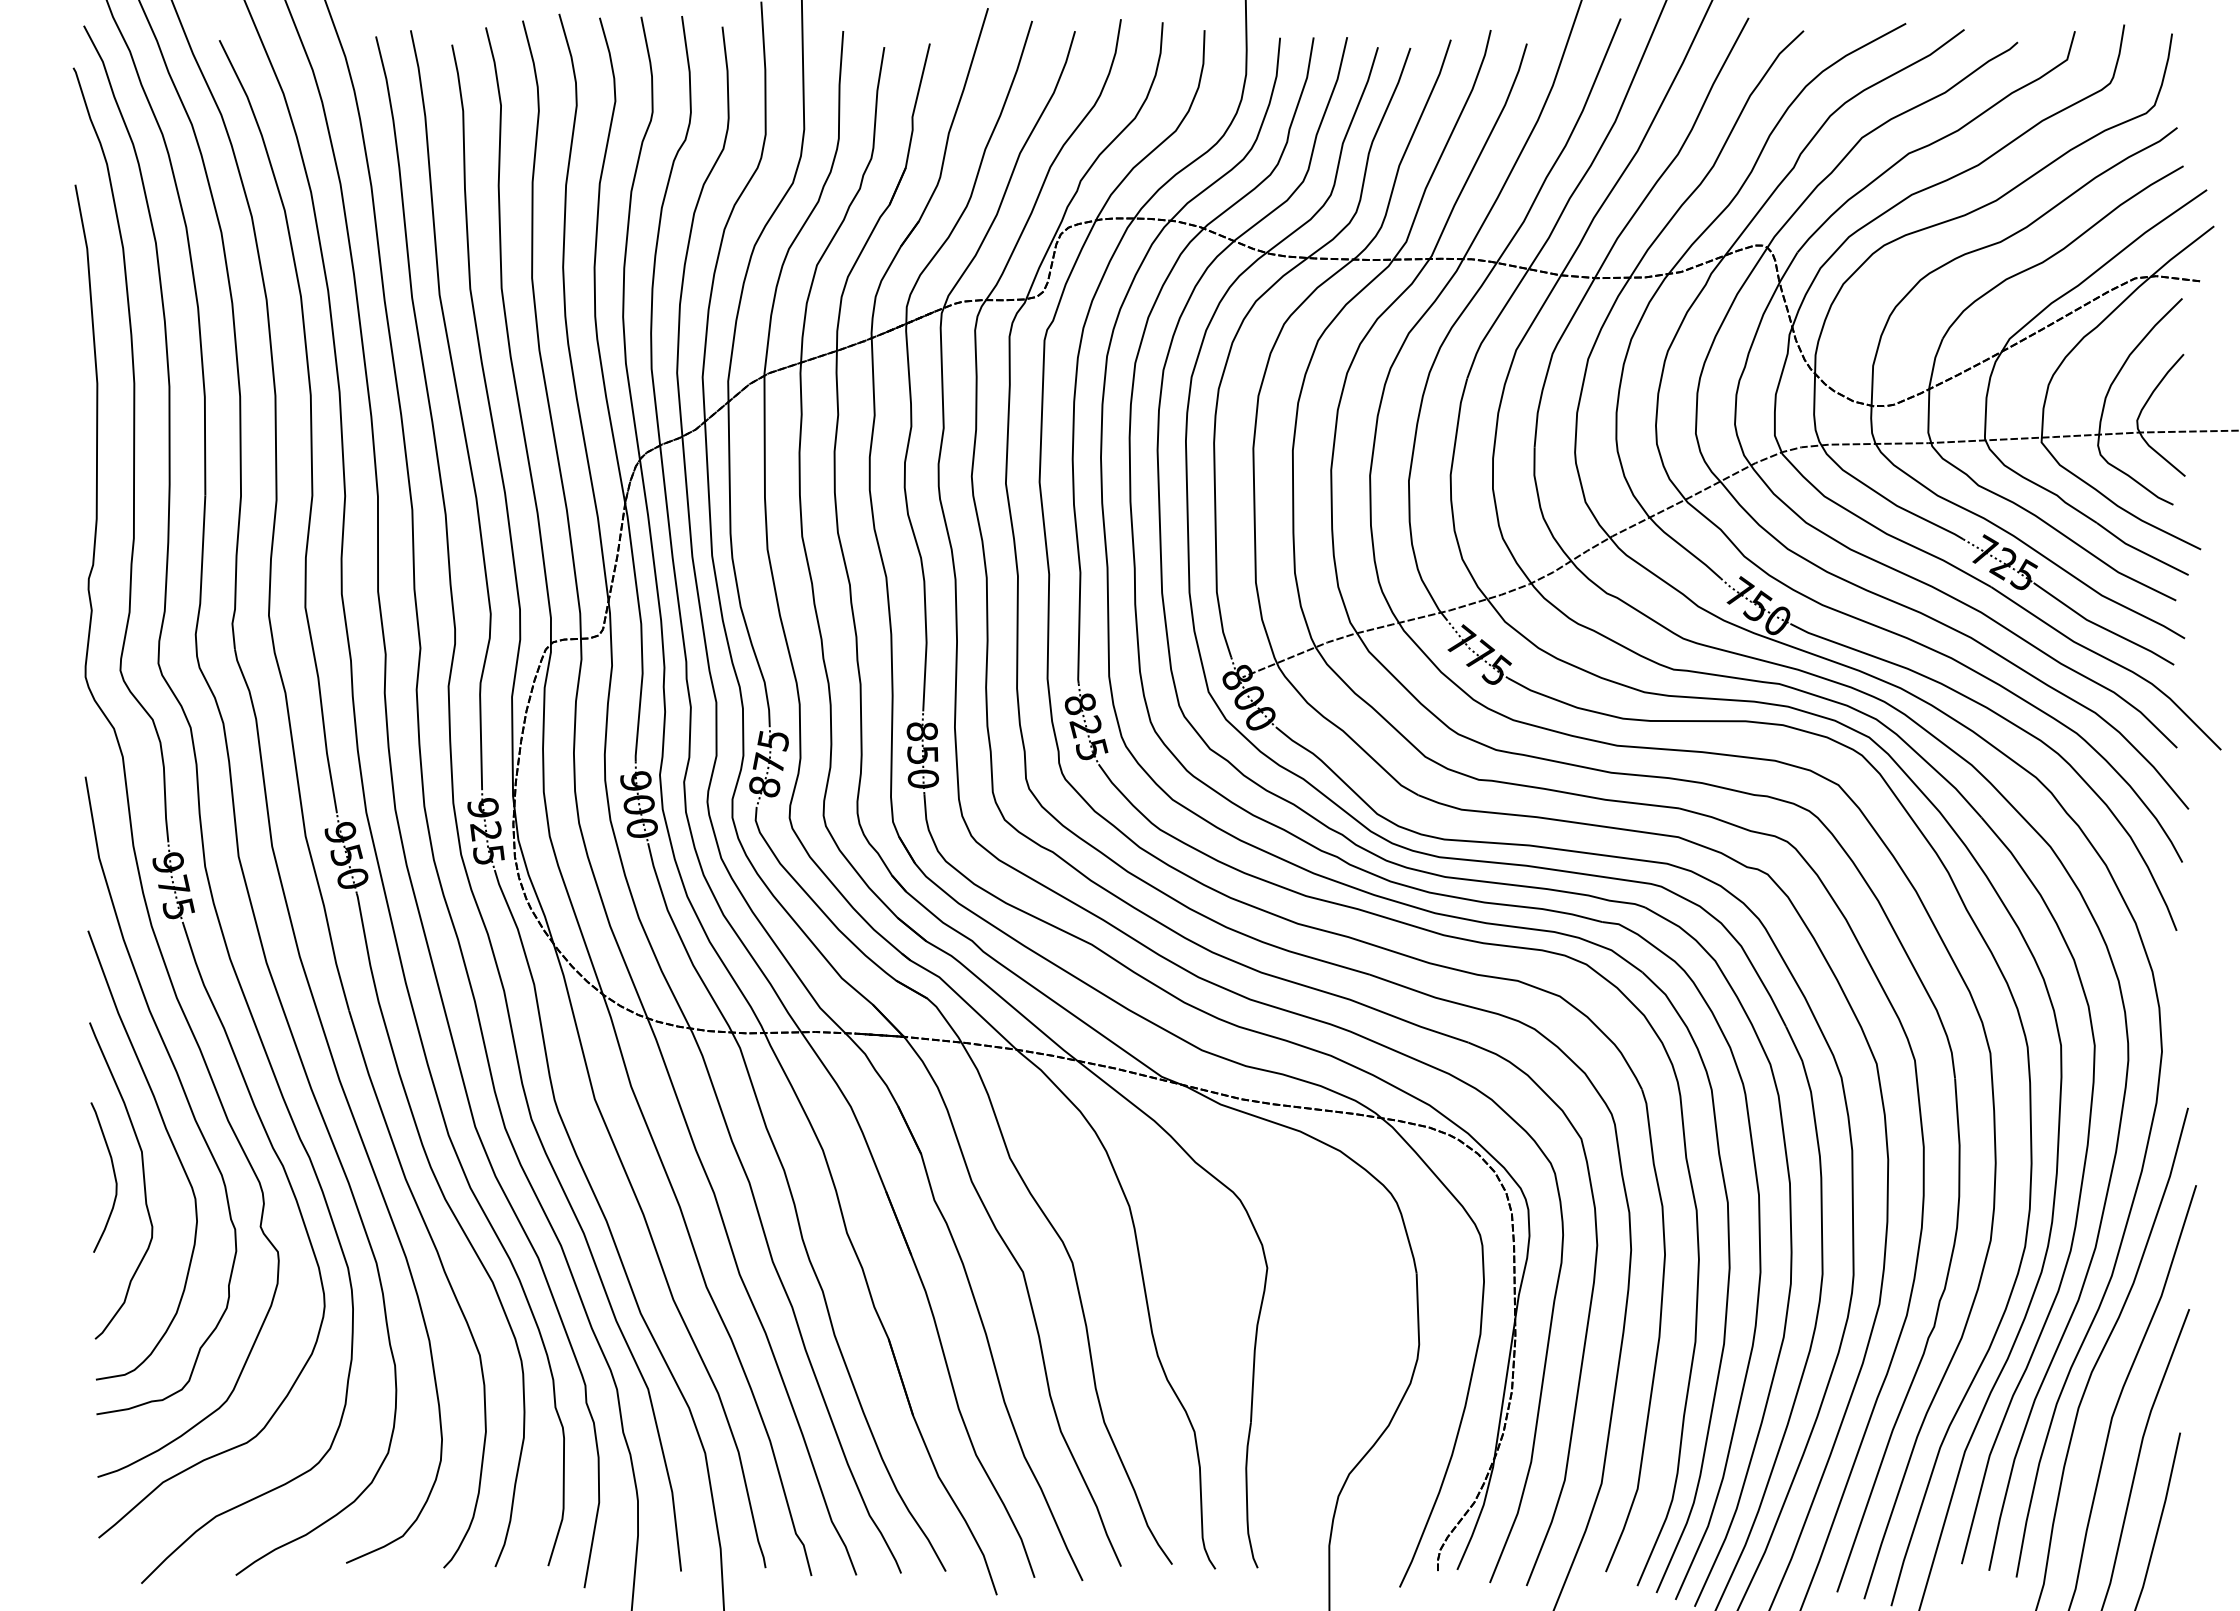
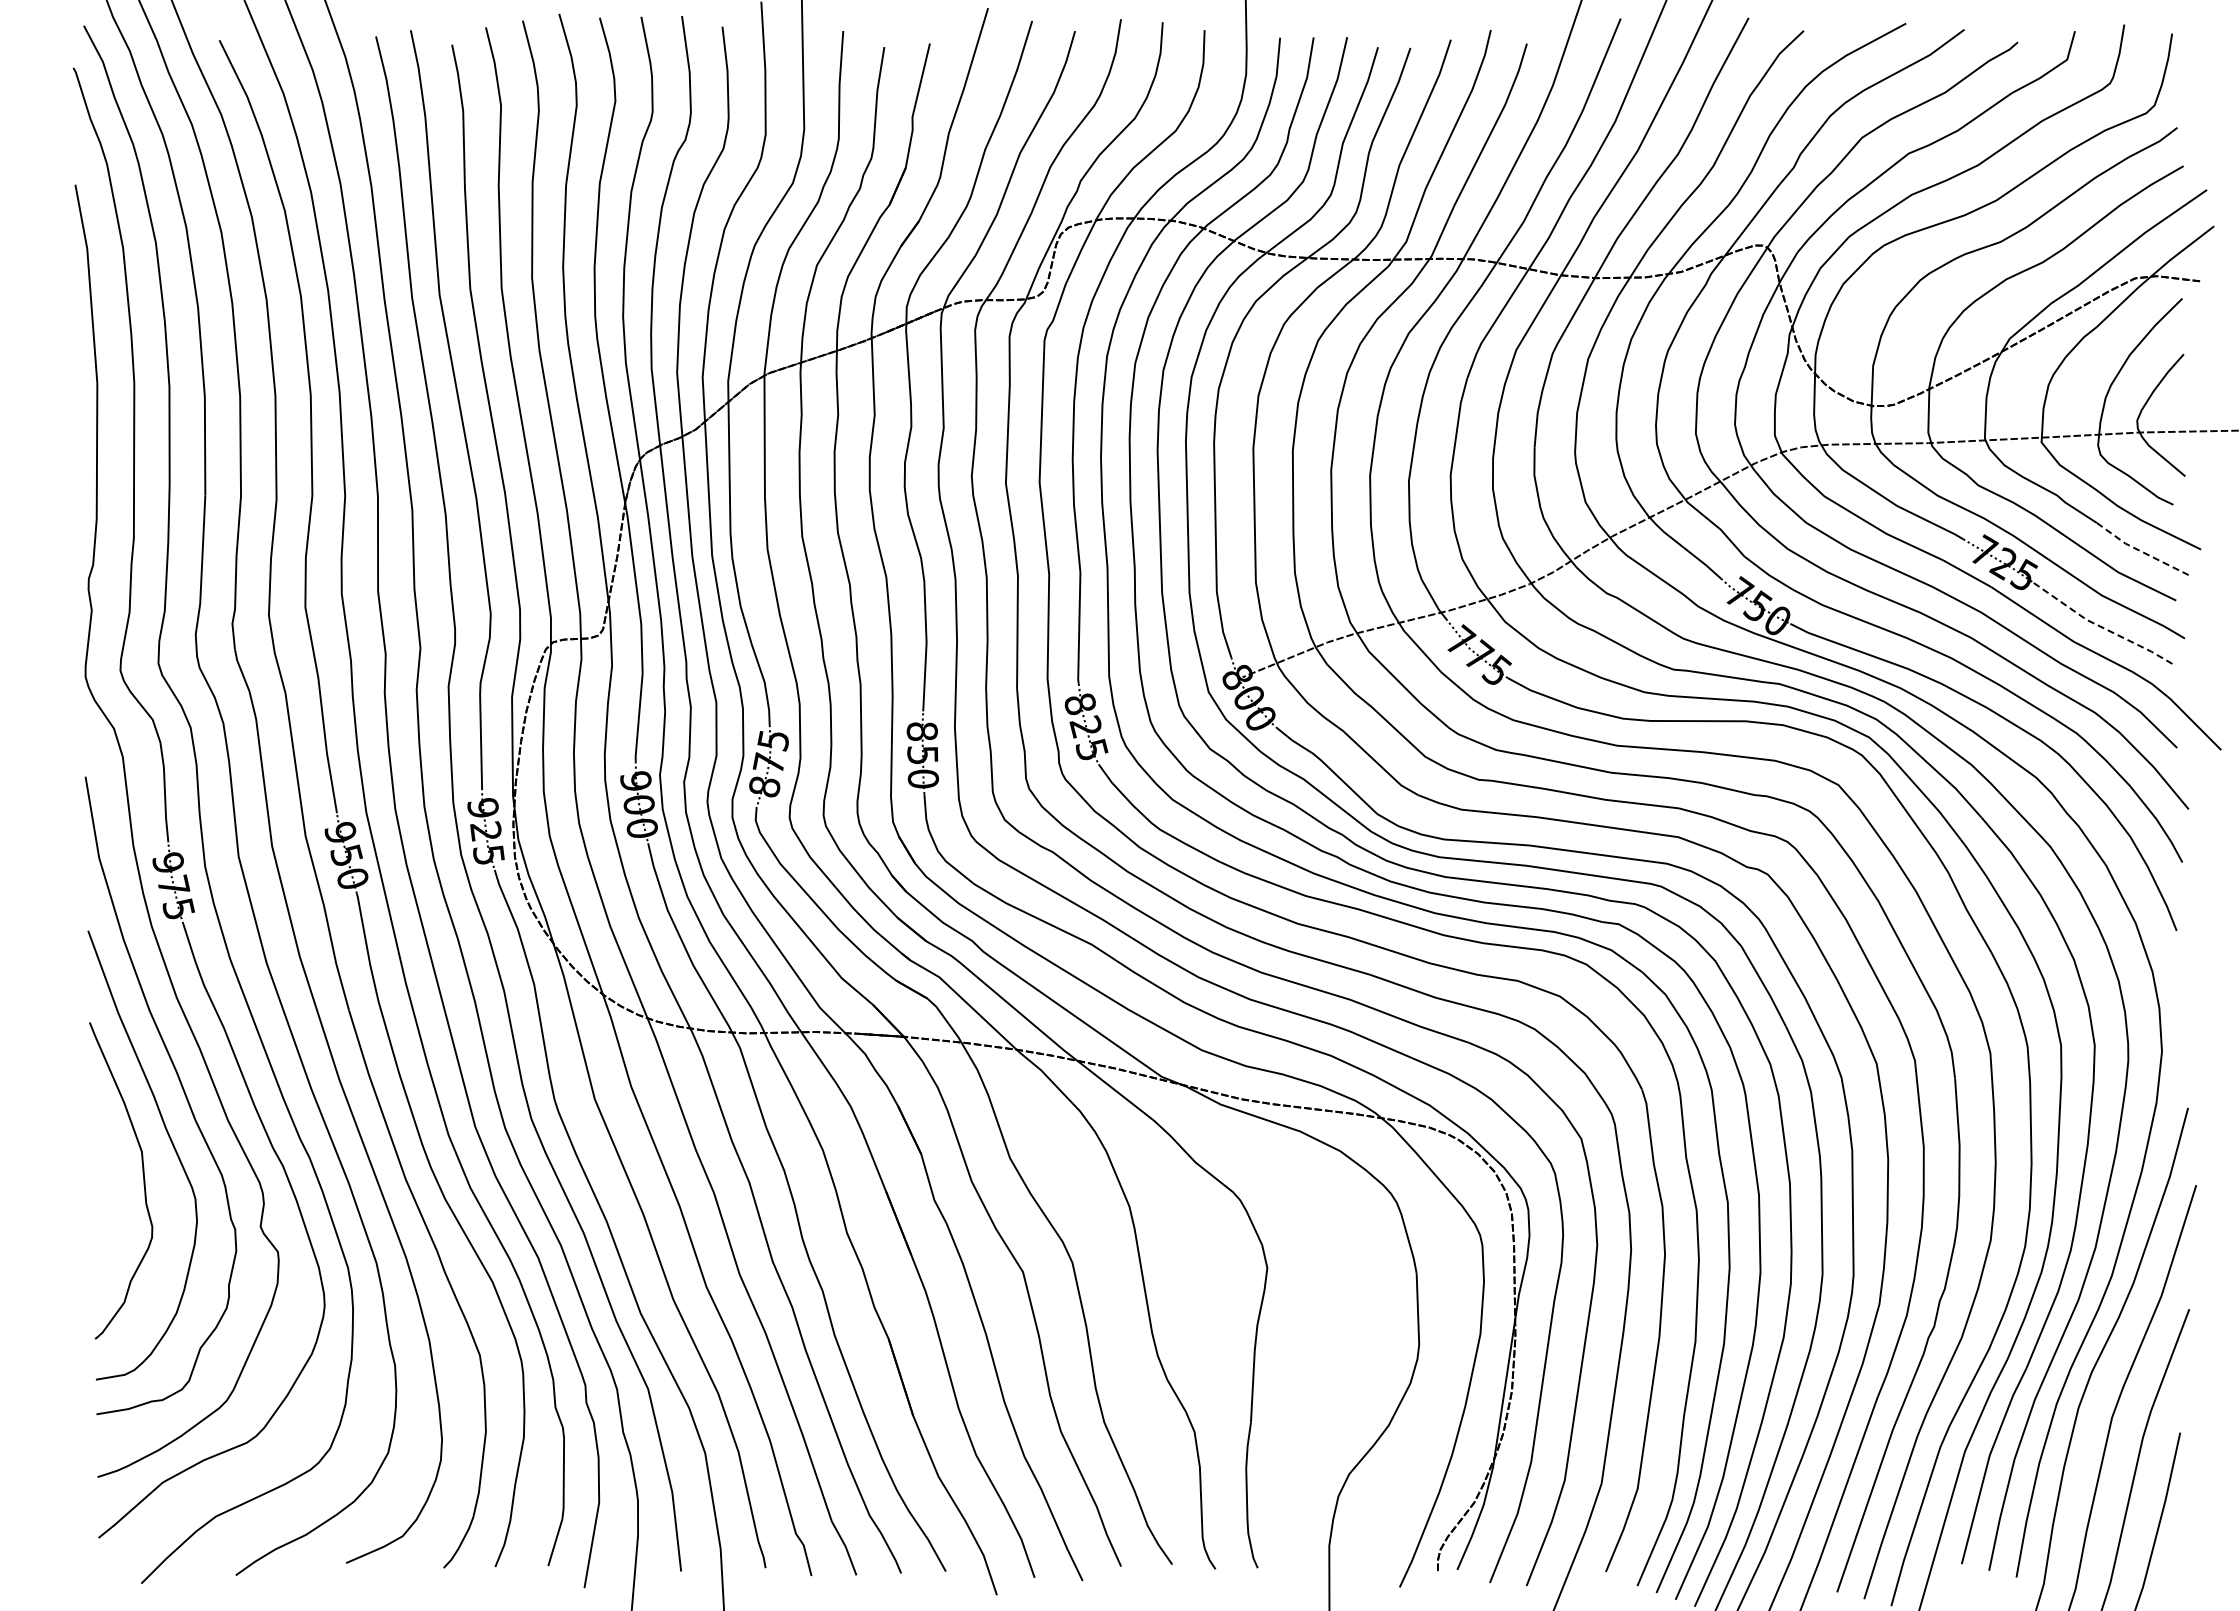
line: solid -> dashed (2140, 551)
line: solid -> dashed (2102, 627)
curve: present -> none (113, 1174)
